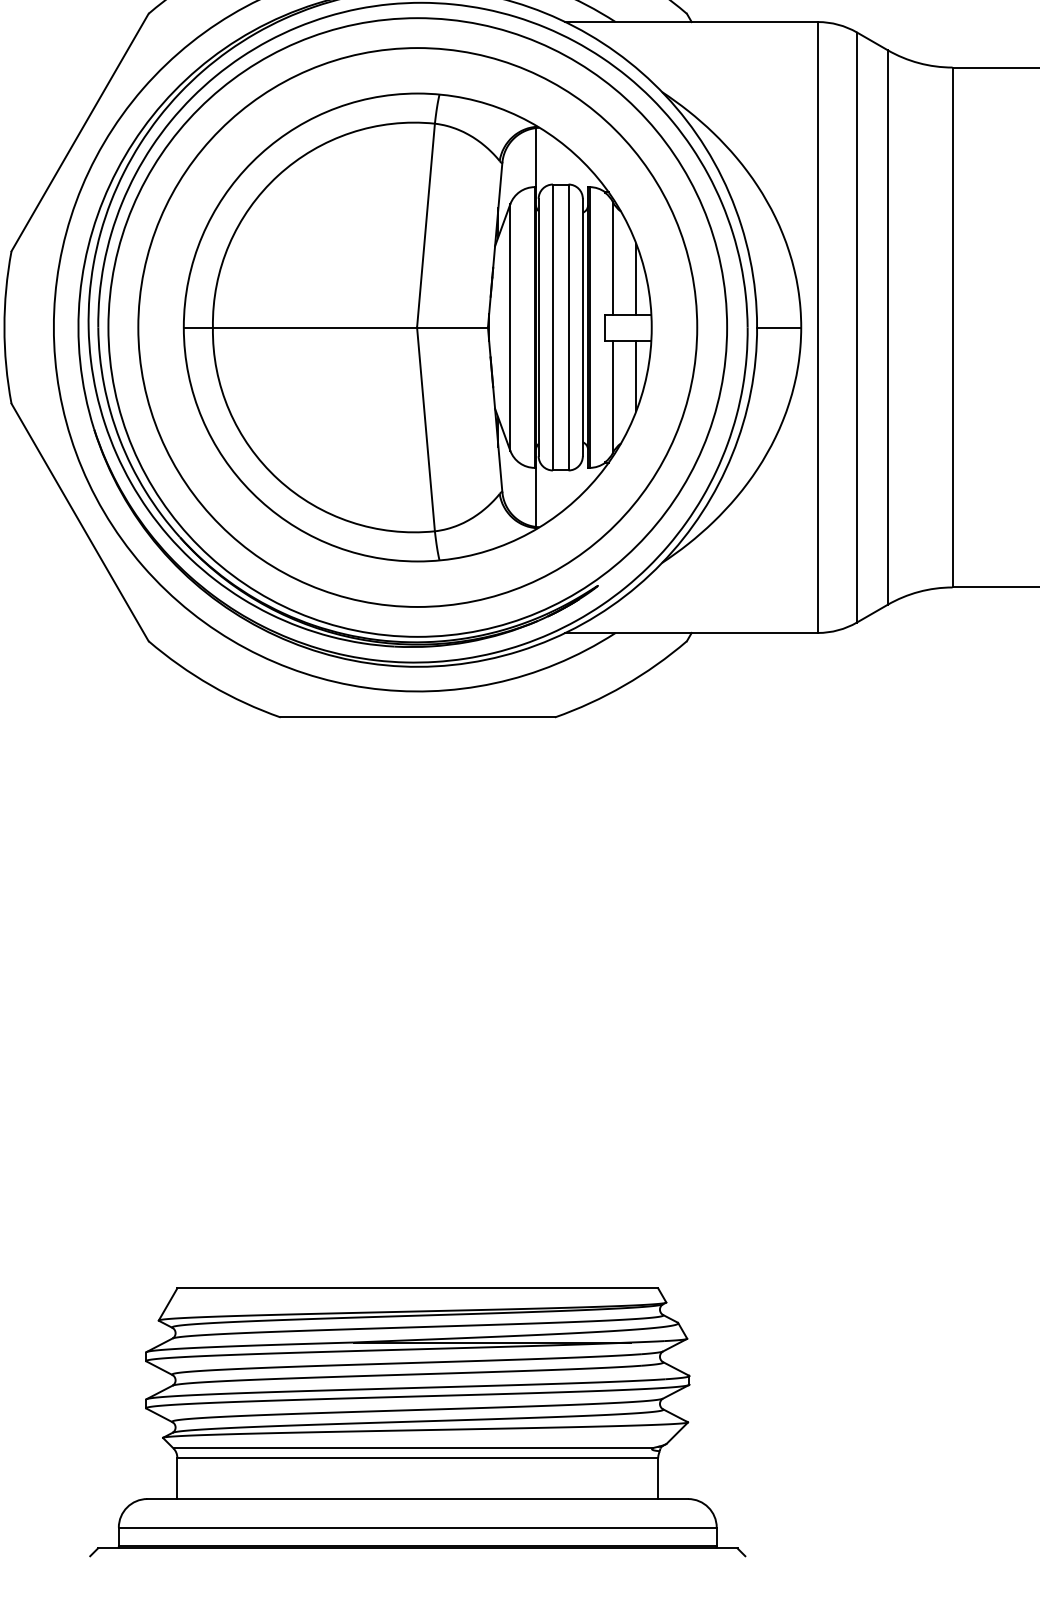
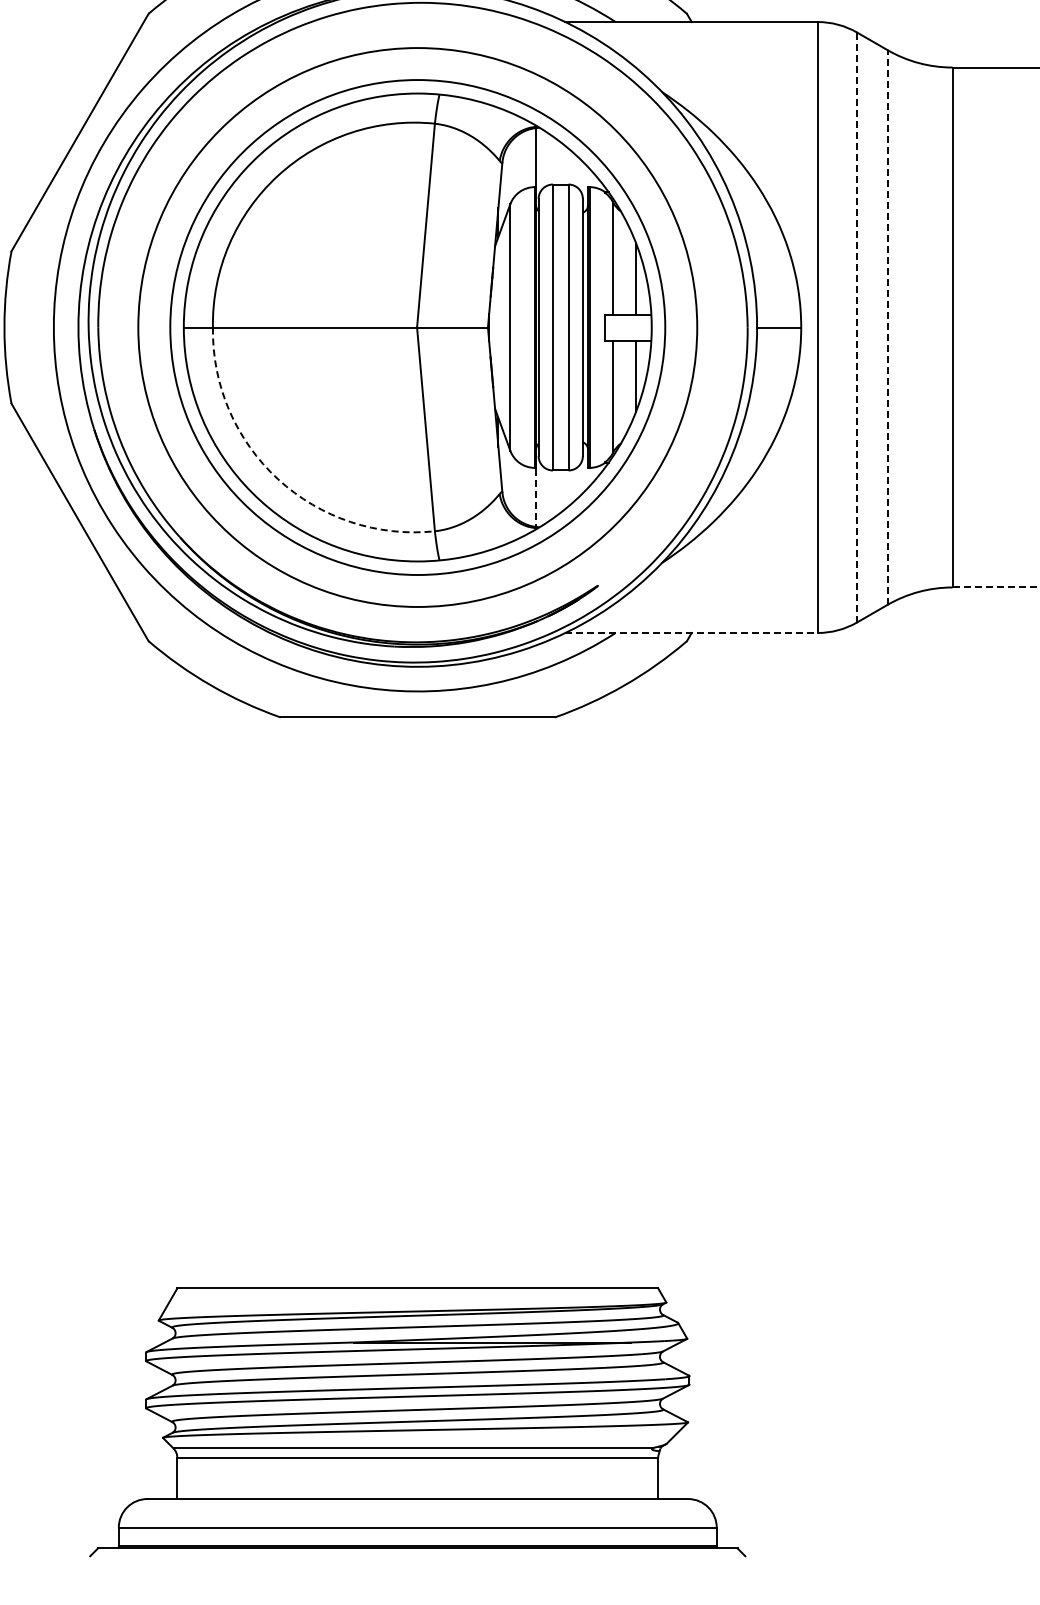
circle diameter: 619 px -> 495 px (417, 327)
line: solid -> dashed (857, 327)
line: solid -> dashed (887, 327)
arc: solid -> dashed (278, 479)
line: solid -> dashed (536, 498)
line: solid -> dashed (996, 587)
line: solid -> dashed (692, 632)
